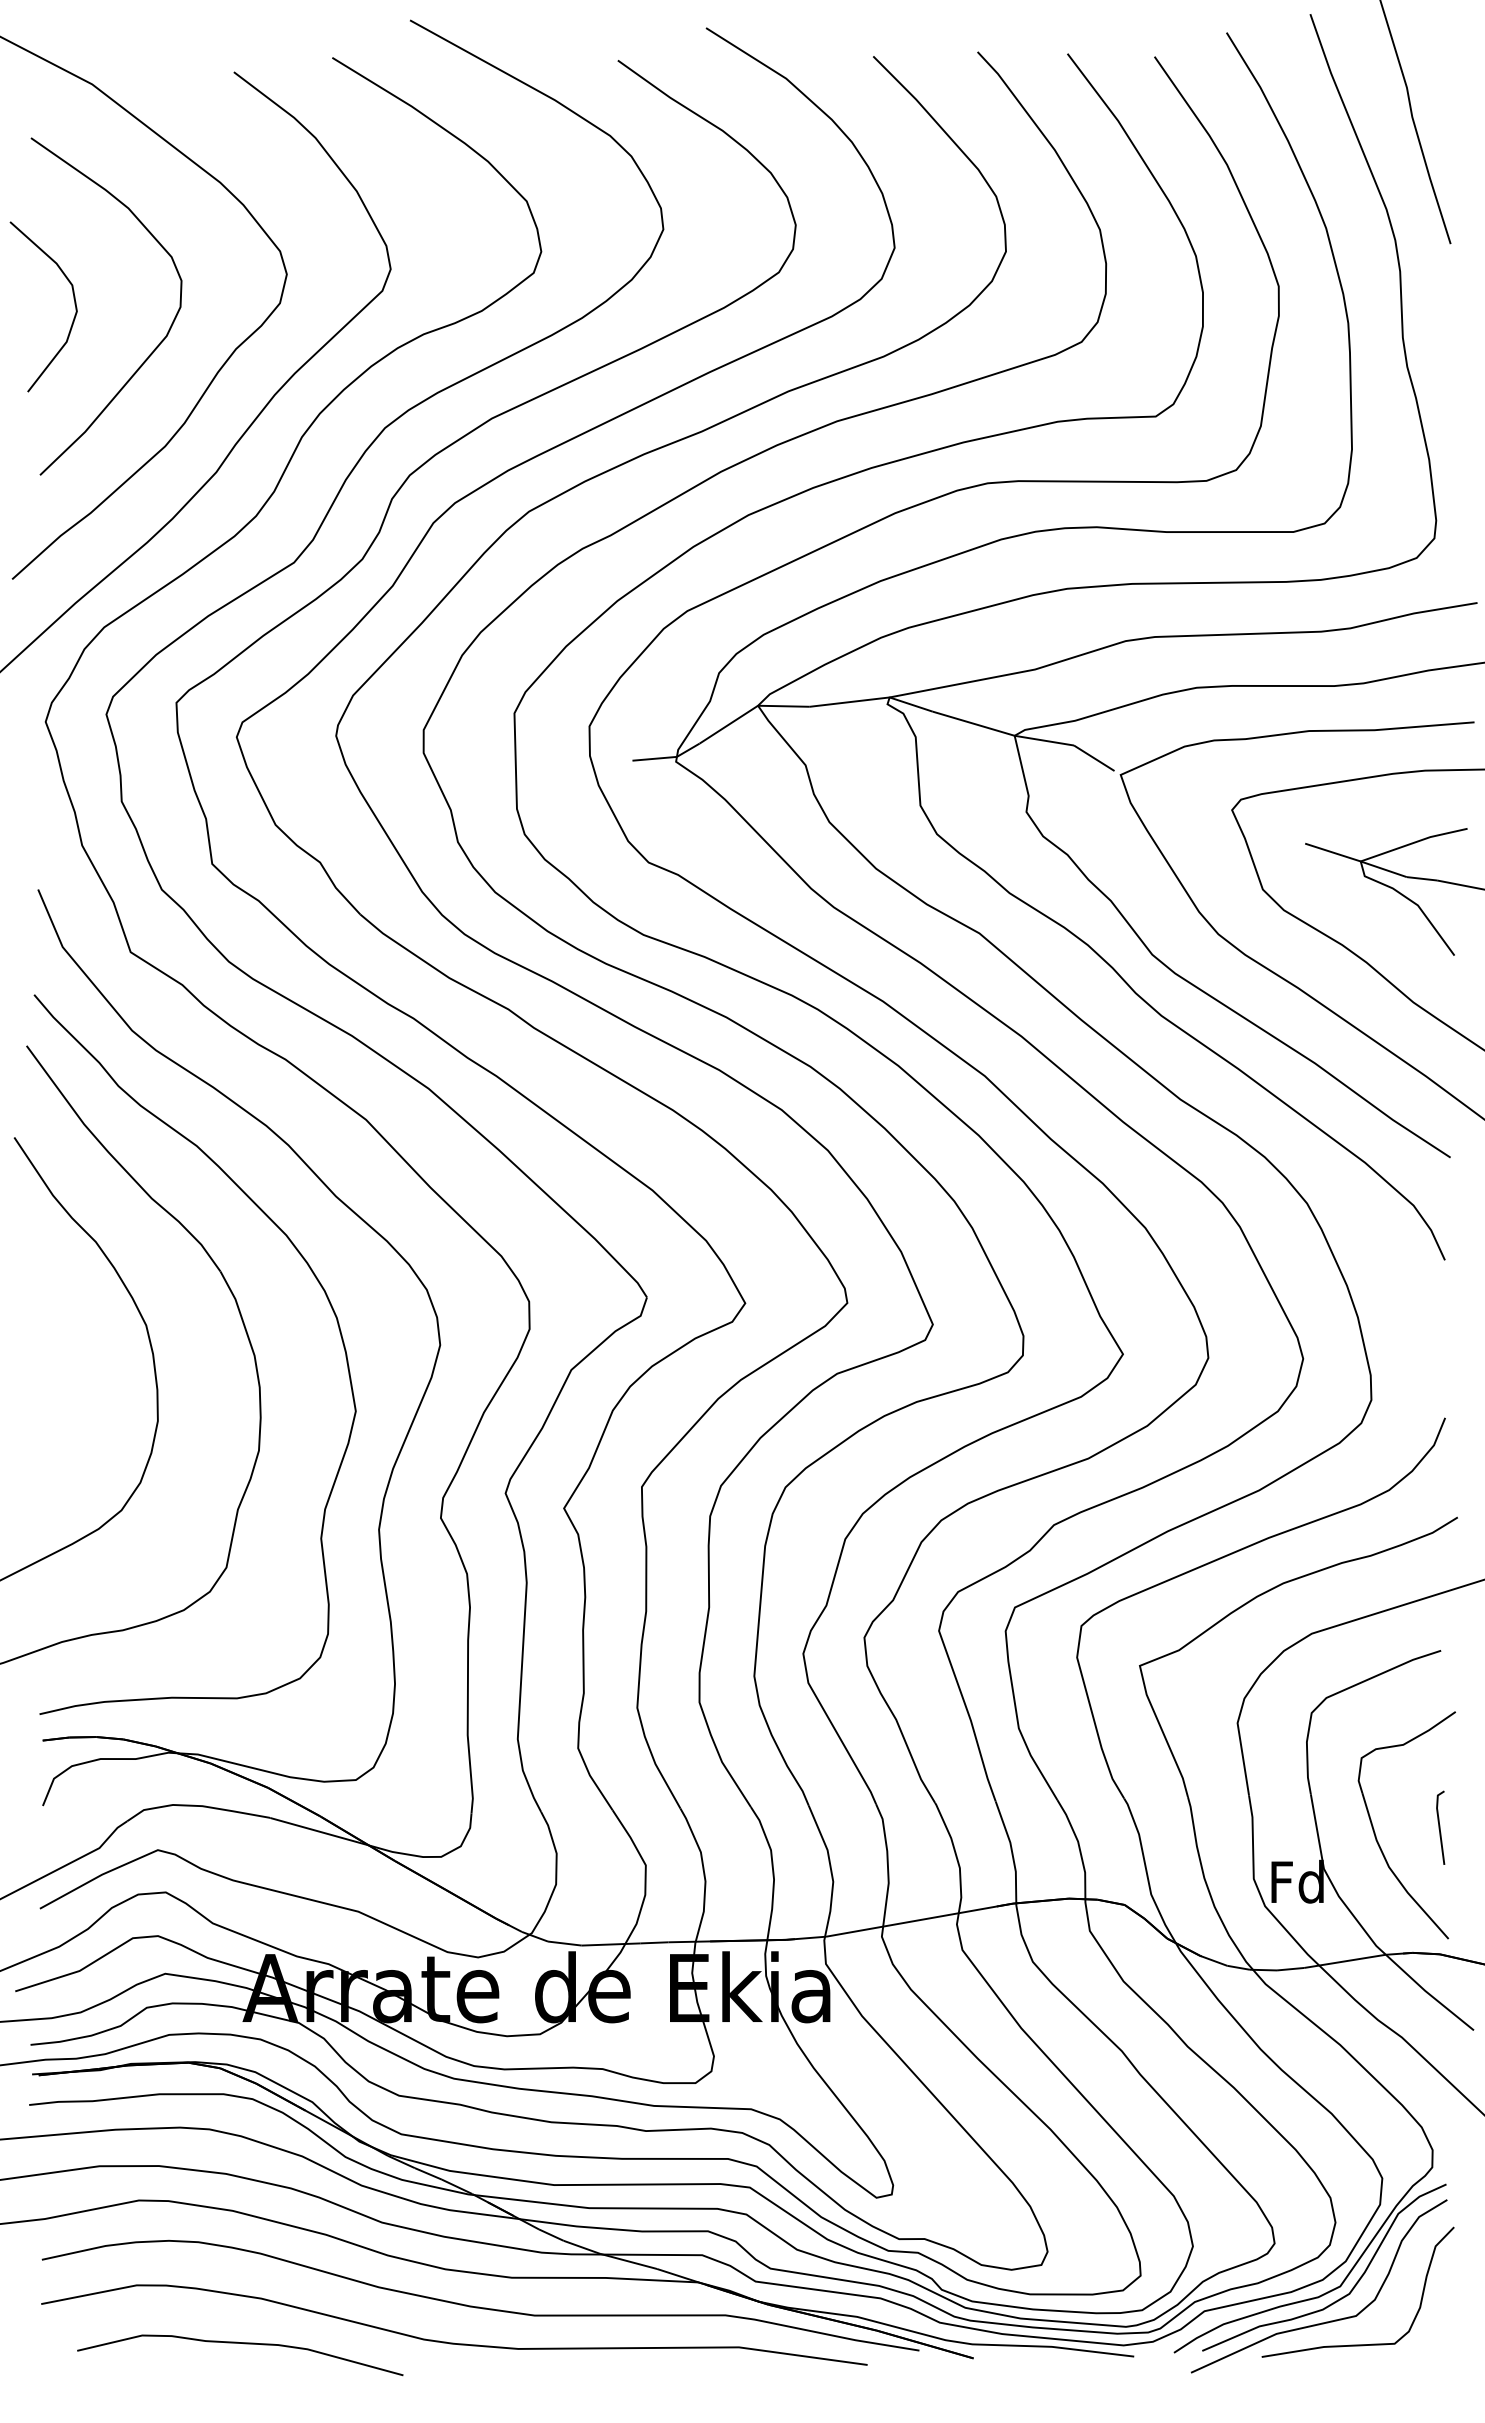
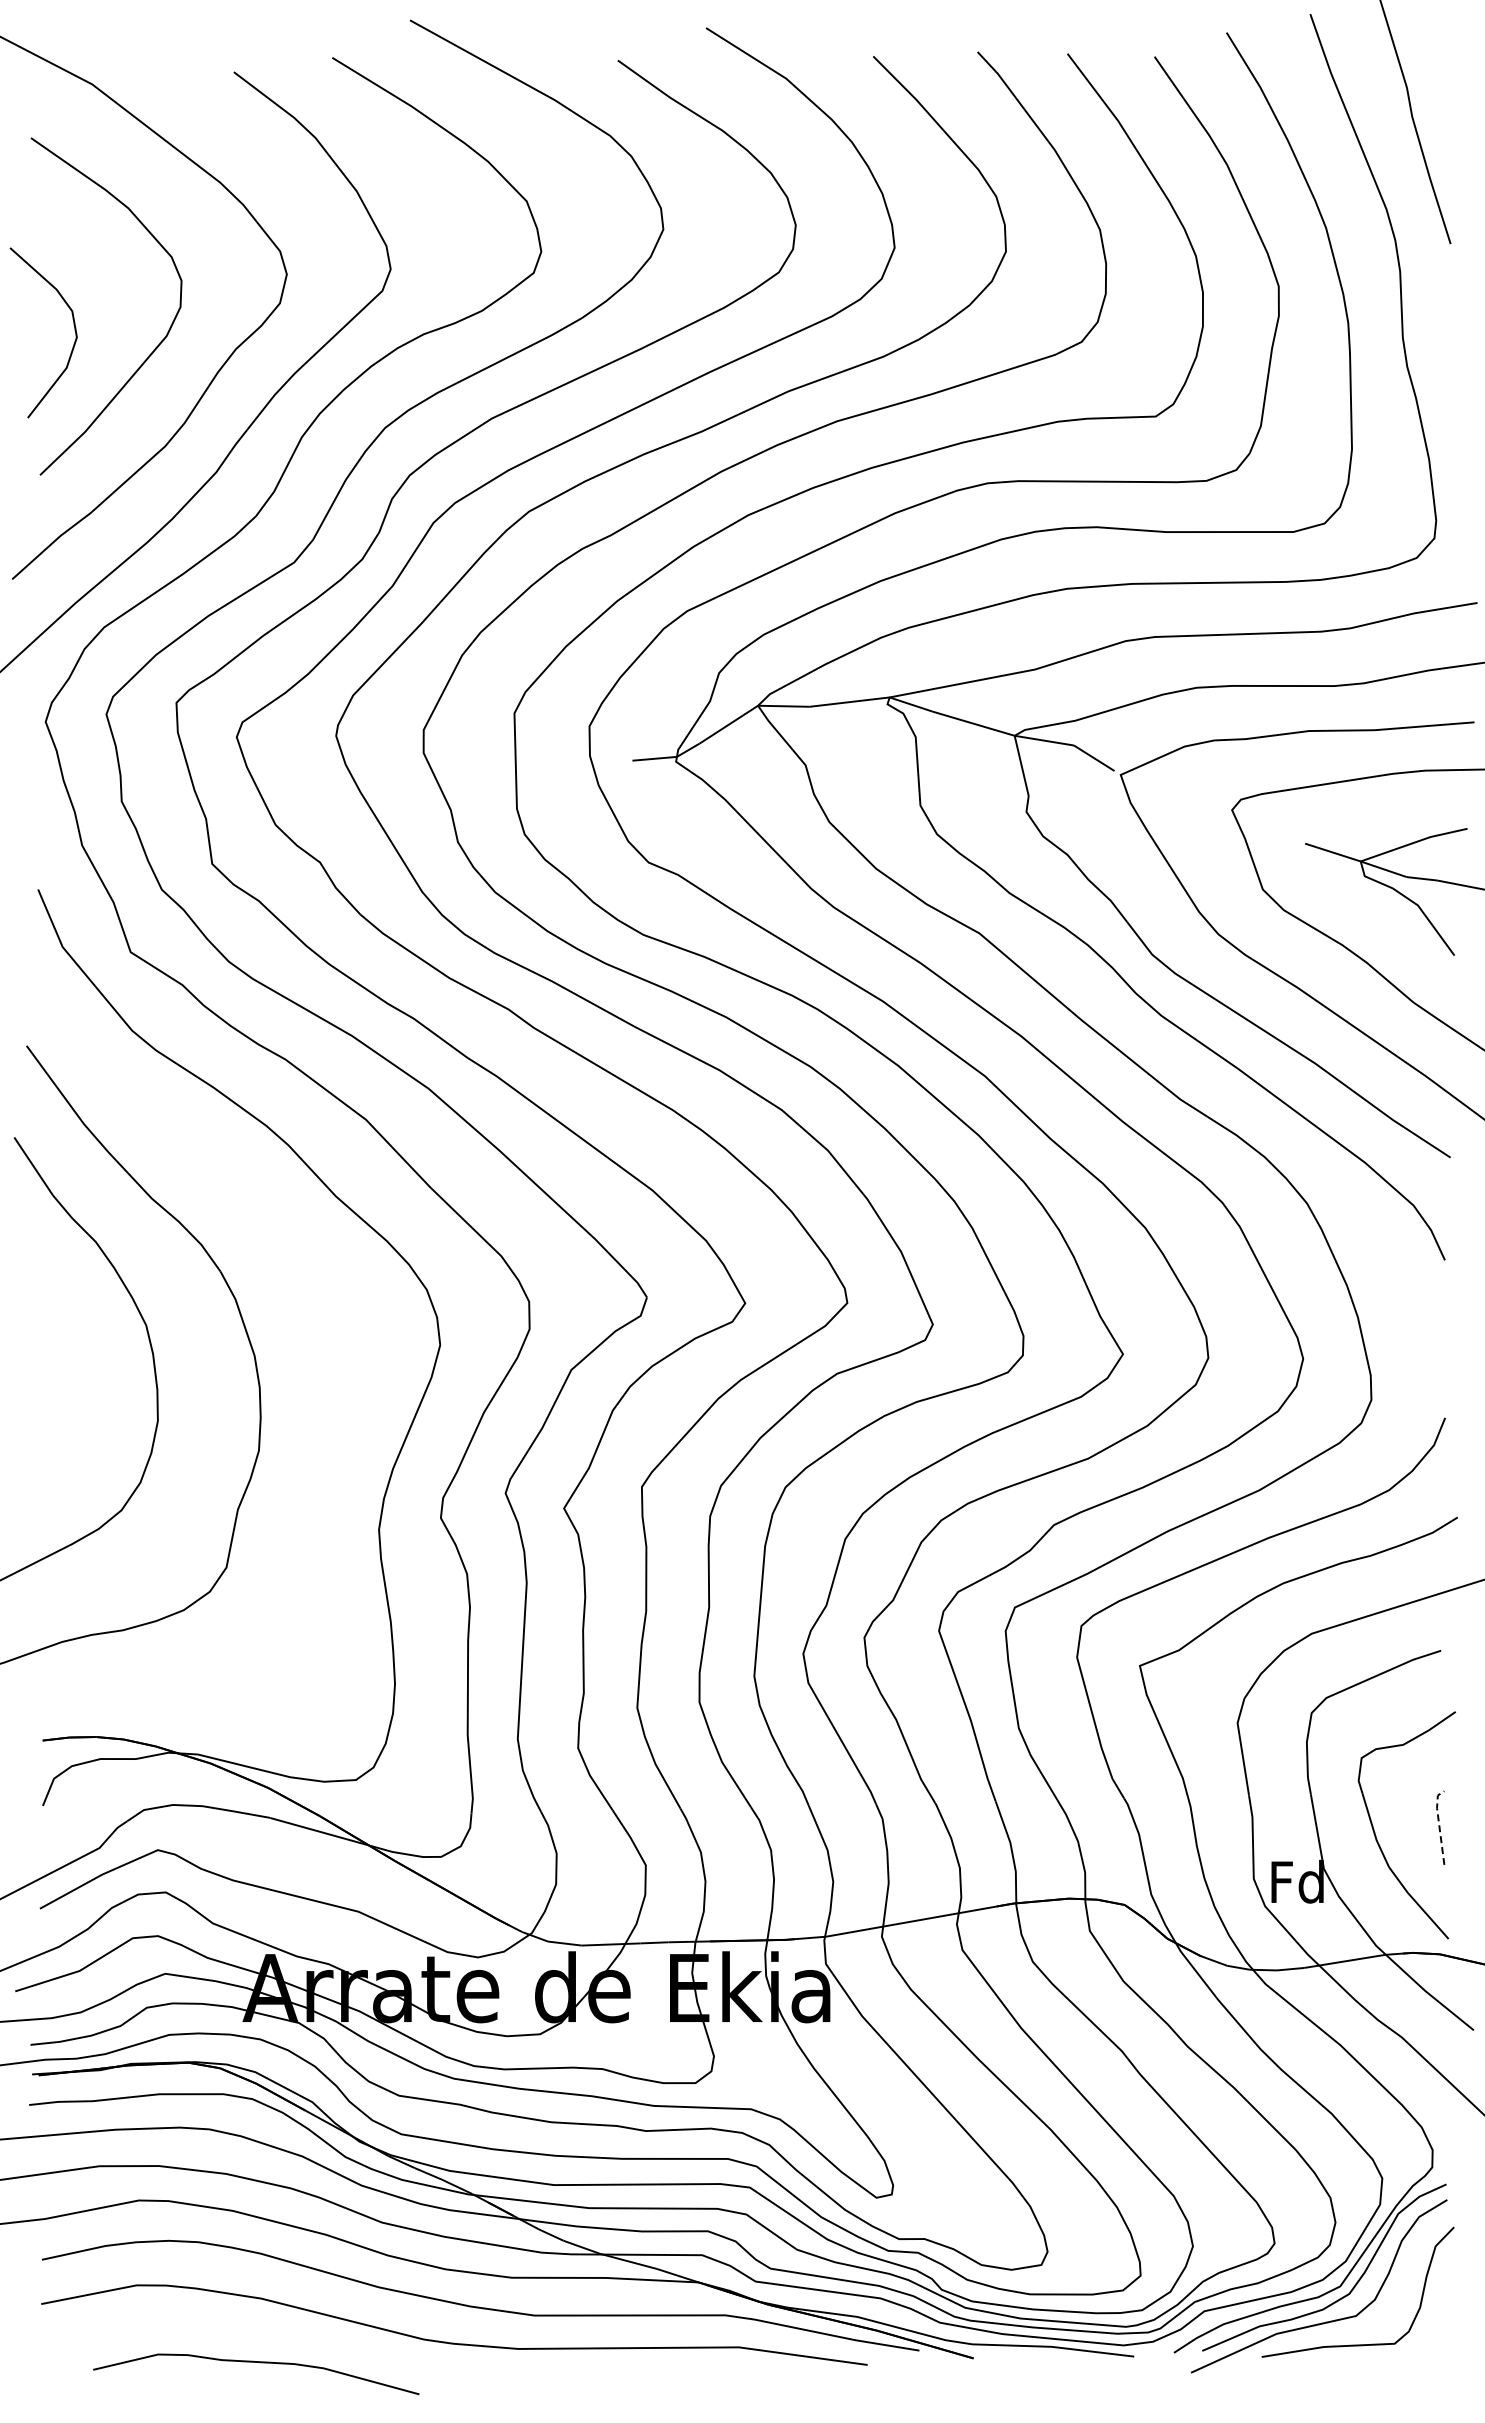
curve position: (73, 299) -> (73, 325) (73, 325)
curve: present -> none (313, 1275)
line: solid -> dashed (1439, 1824)
curve position: (244, 2344) -> (260, 2363) (260, 2363)
